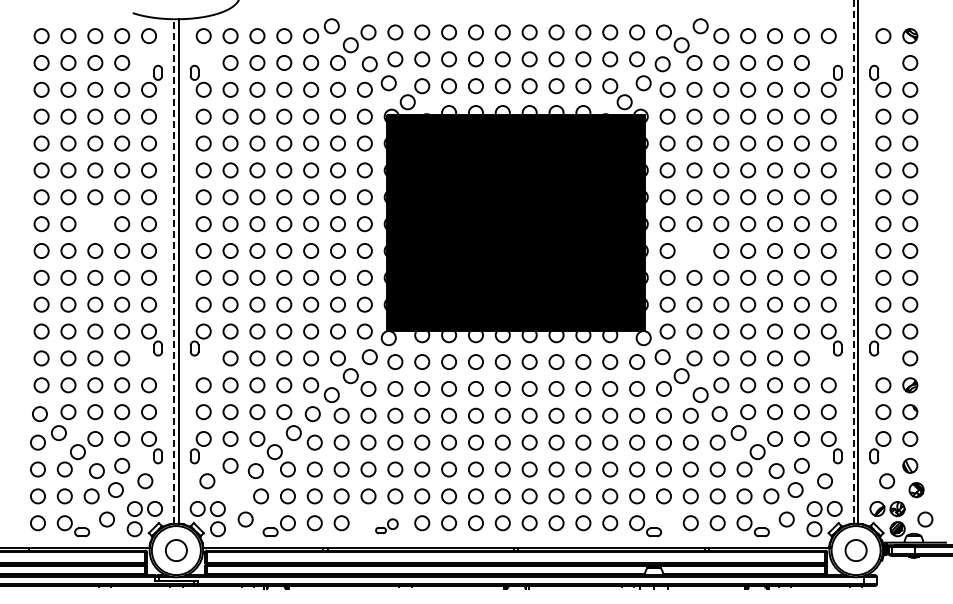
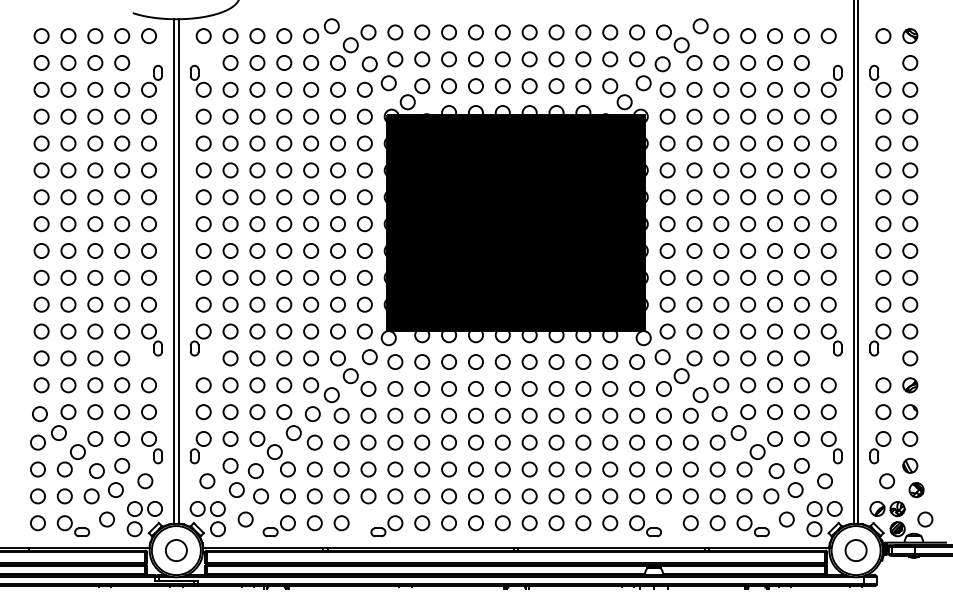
circle: none -> present (95, 224)
circle: none -> present (694, 250)
line: dashed -> solid (853, 262)
line: dashed -> solid (174, 271)
circle: none -> present (236, 489)
part size: 24x17 px -> 34x23 px (386, 526)
